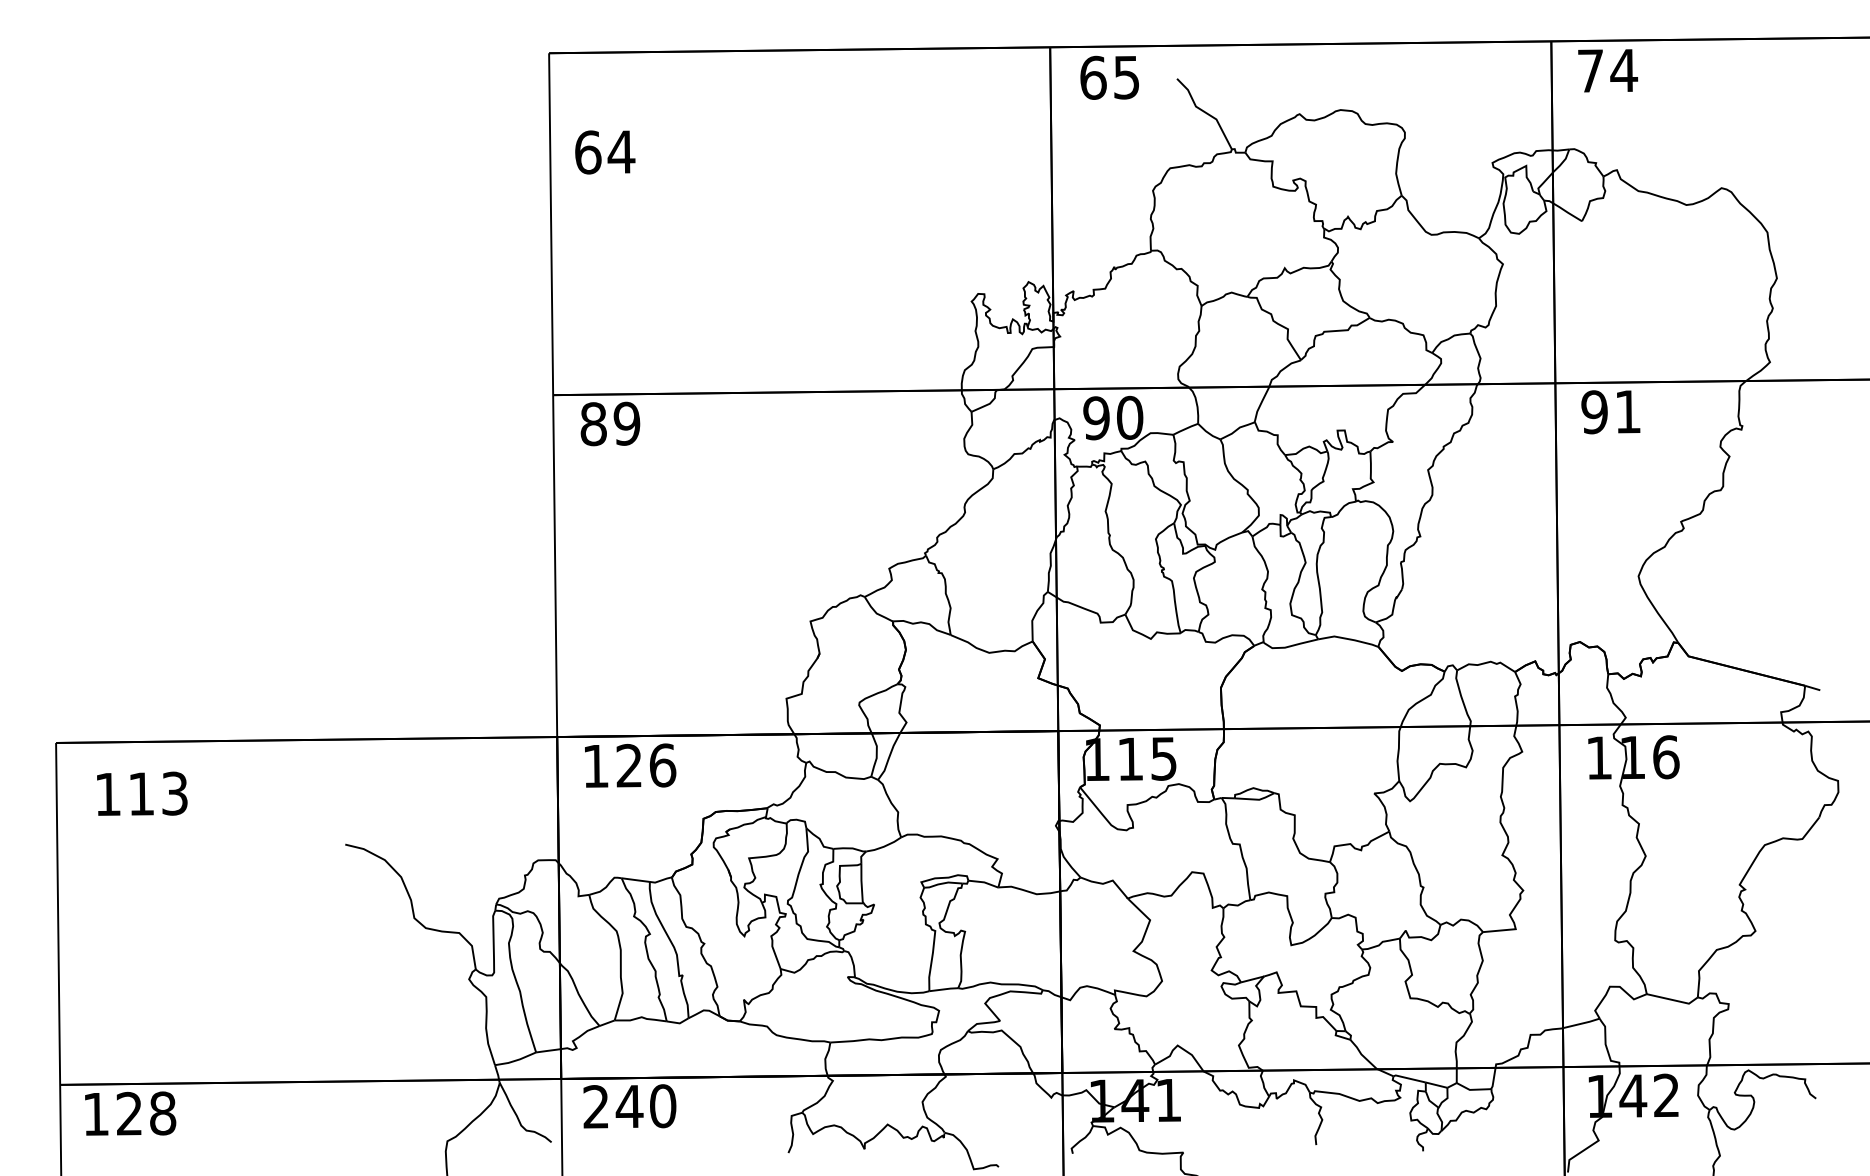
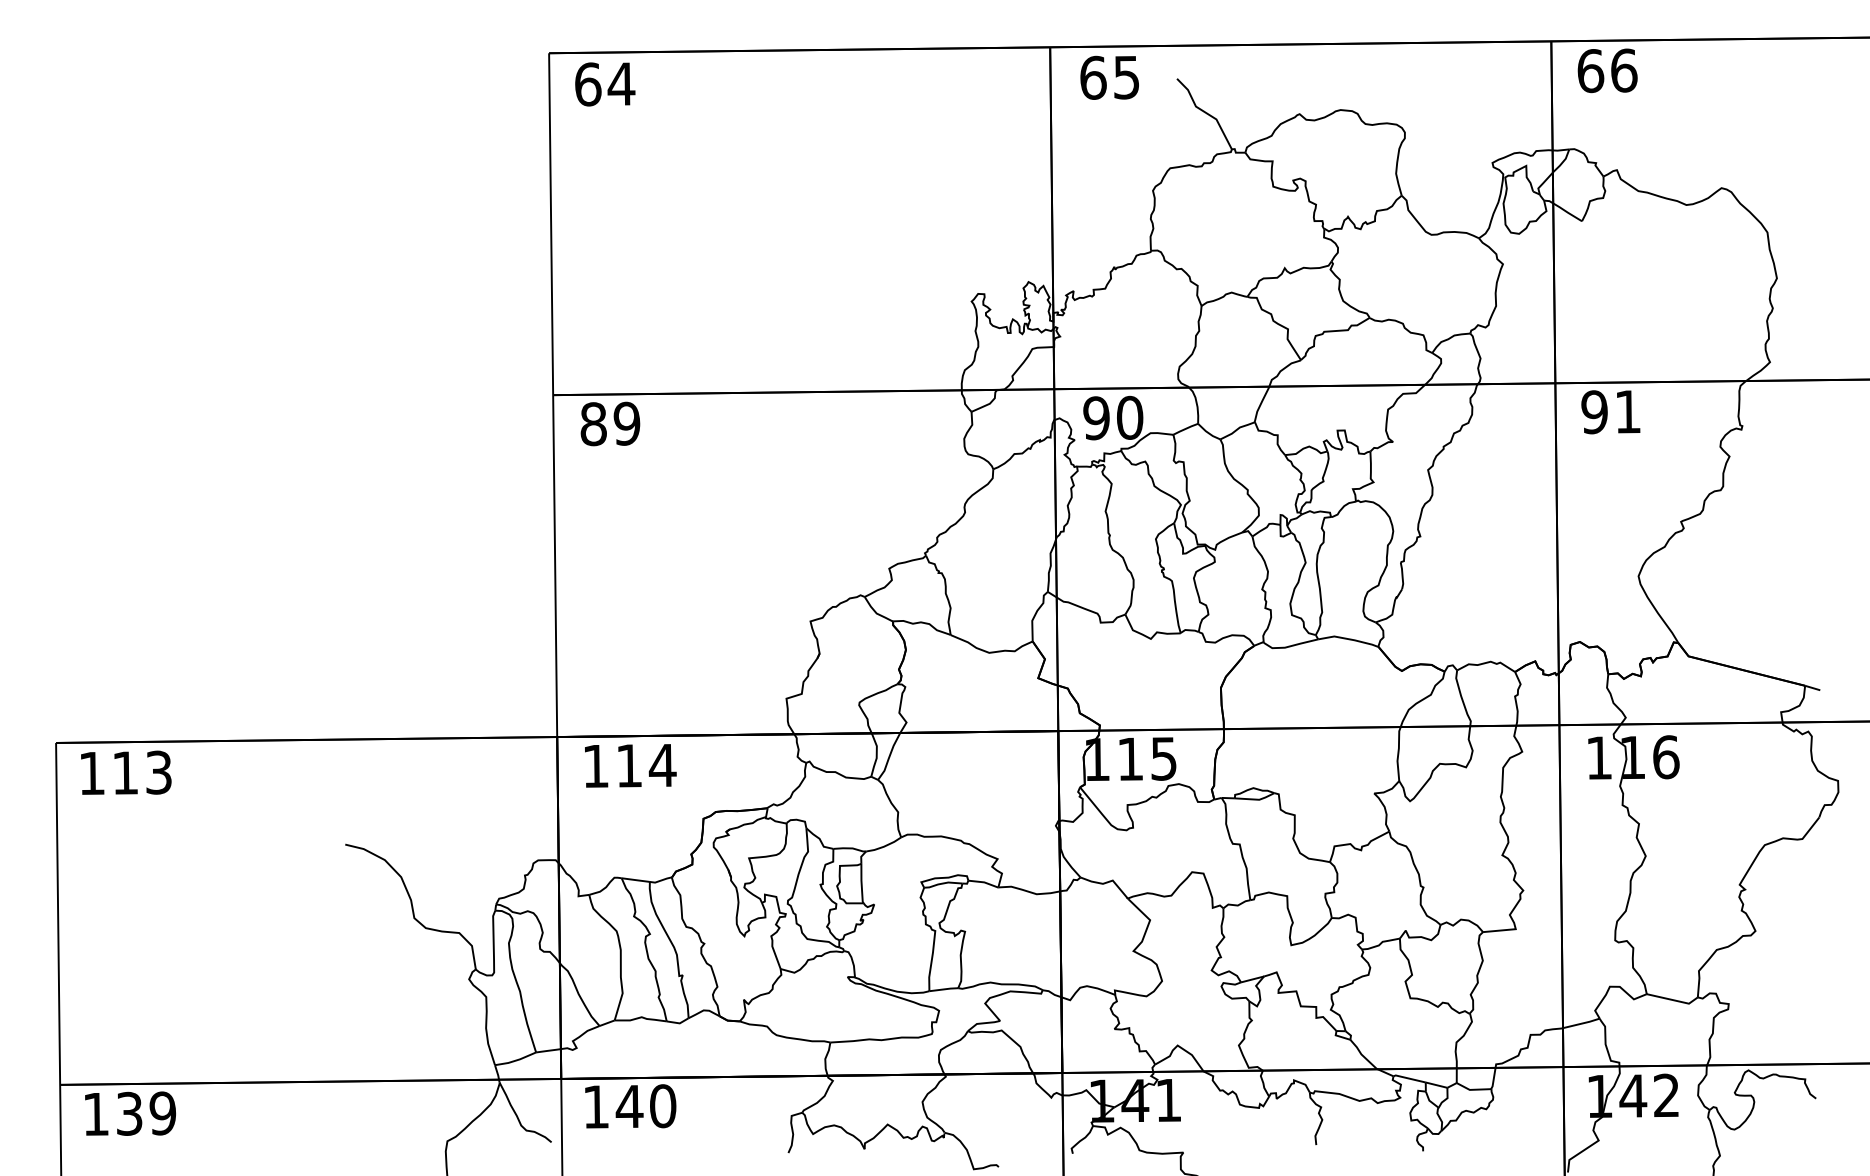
text: 74 -> 66 (1607, 70)
text position: (605, 152) -> (605, 84) (605, 84)
text: 126 -> 114 (646, 765)
text position: (142, 793) -> (126, 772) (126, 772)
text: 240 -> 140 (595, 1106)
text: 128 -> 139 (146, 1113)
